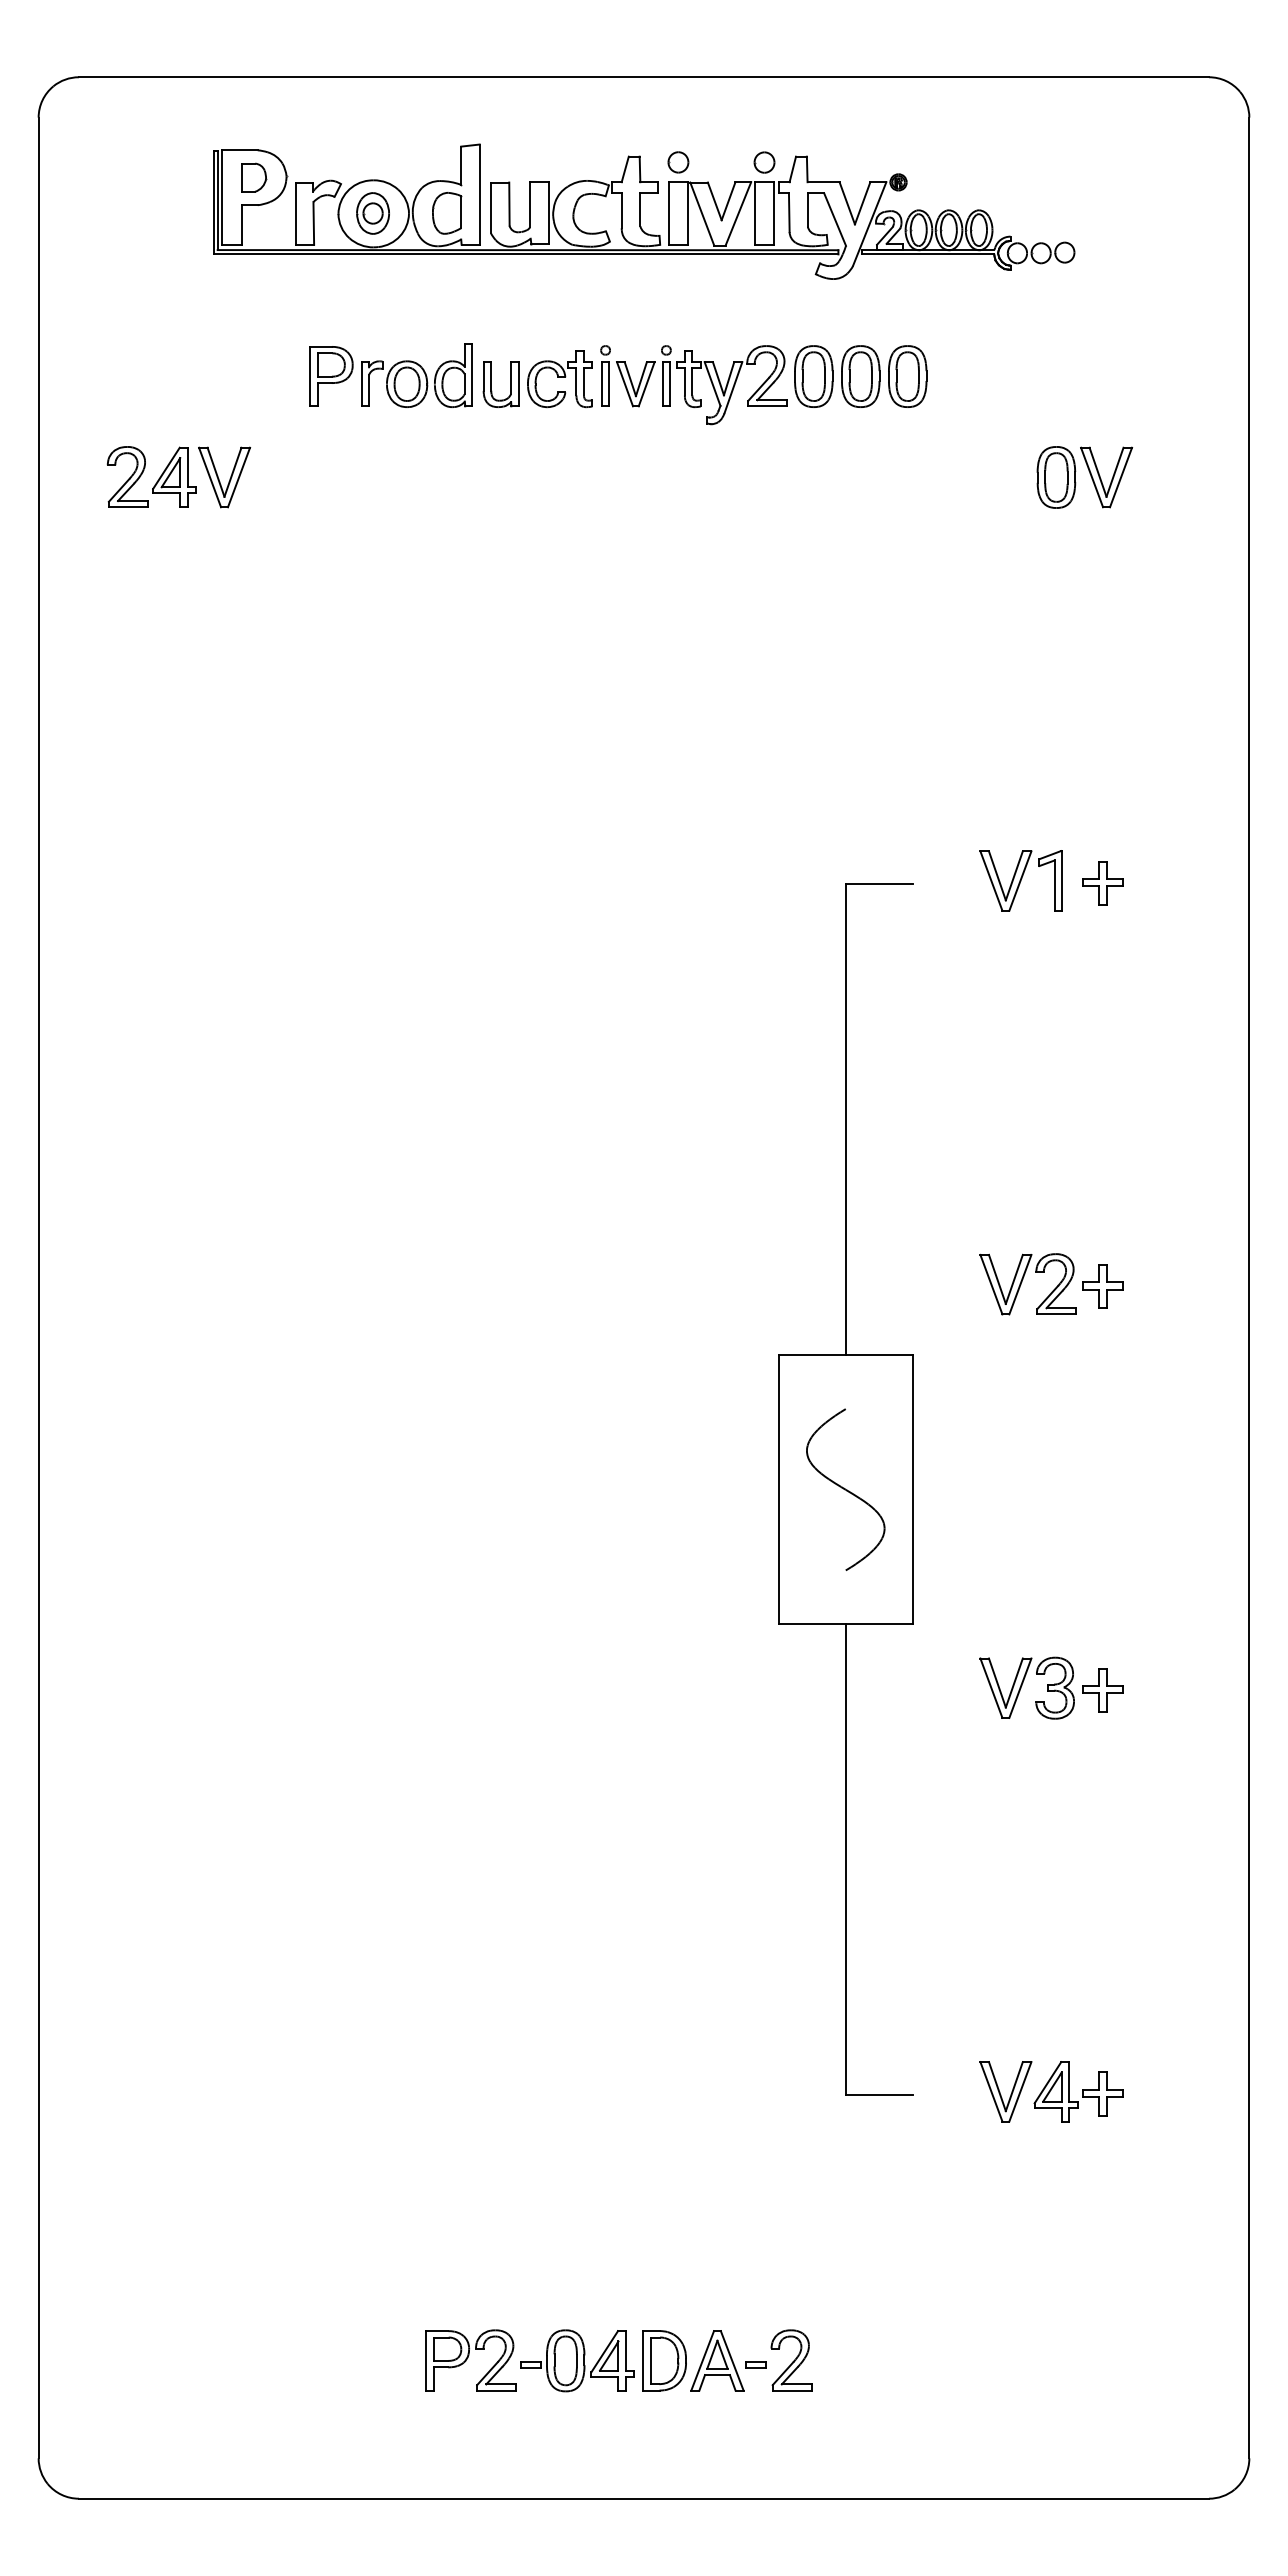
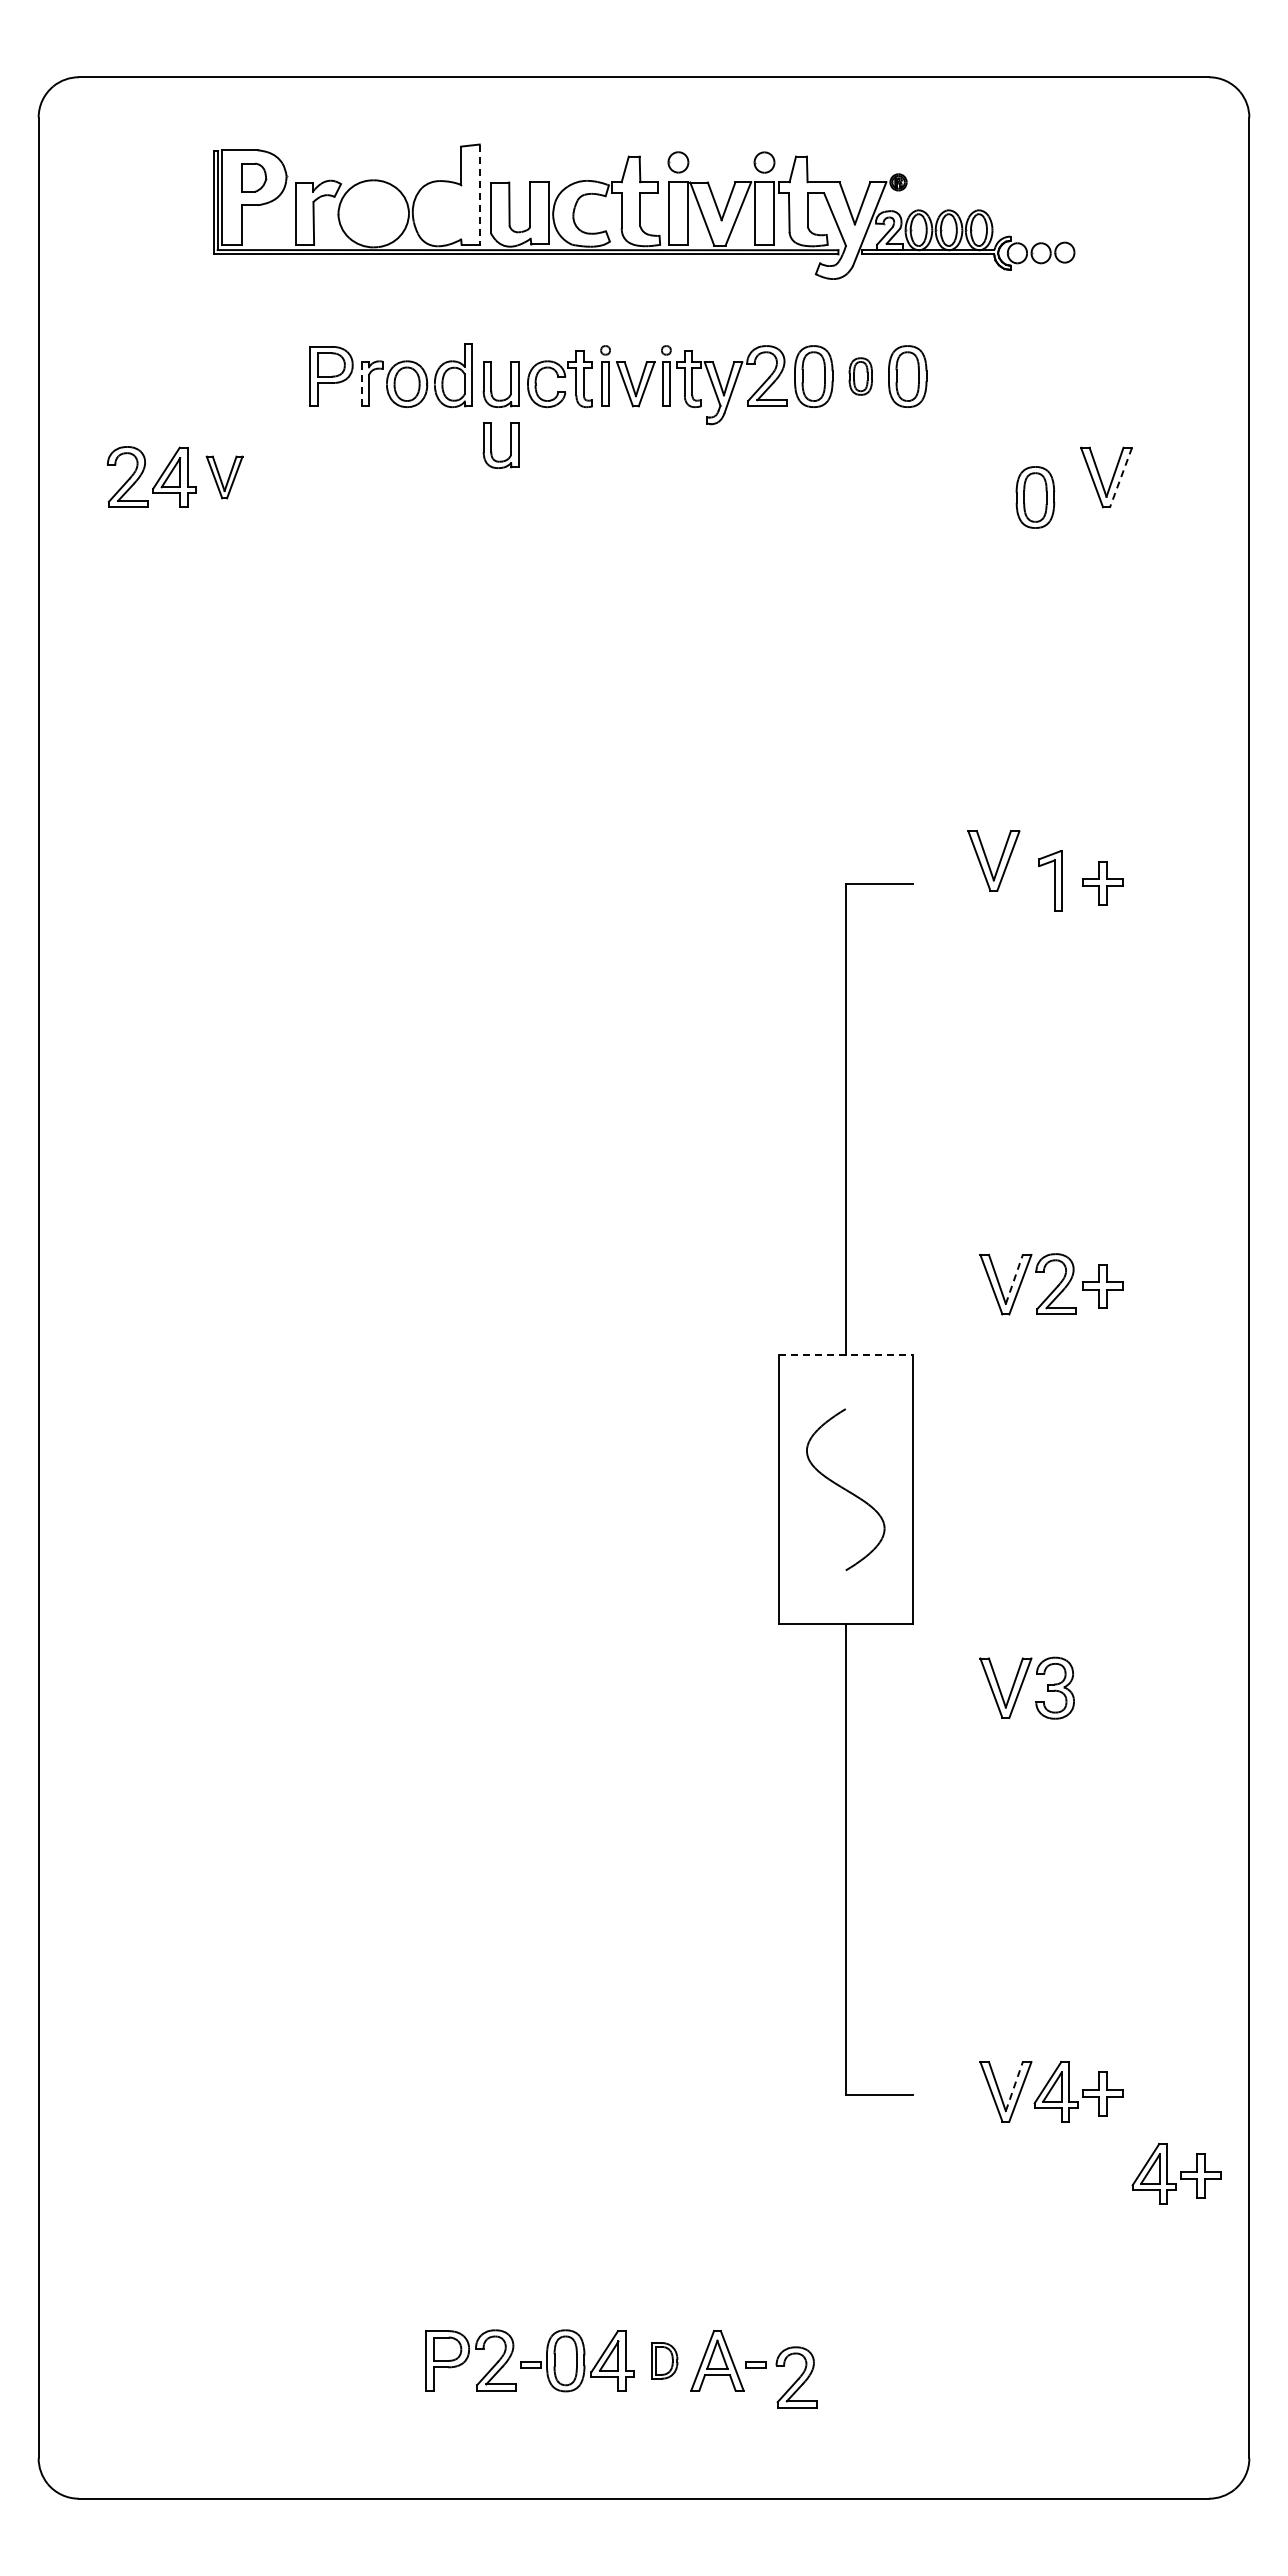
line: solid -> dashed (479, 195)
part: present -> none (372, 213)
part: present -> none (447, 213)
part size: 40x63 px -> 25x39 px (860, 376)
line: solid -> dashed (361, 383)
part: none -> present (491, 445)
part size: 54x63 px -> 39x45 px (224, 477)
part position: (1056, 477) -> (1035, 497) (1035, 497)
line: solid -> dashed (1121, 477)
part position: (1005, 880) -> (993, 860) (993, 860)
line: solid -> dashed (1014, 1279)
line: solid -> dashed (846, 1355)
part: present -> none (1102, 1690)
line: solid -> dashed (1014, 2086)
part: none -> present (1176, 2173)
part size: 45x62 px -> 28x38 px (664, 2360)
part position: (791, 2360) -> (796, 2377) (796, 2377)
